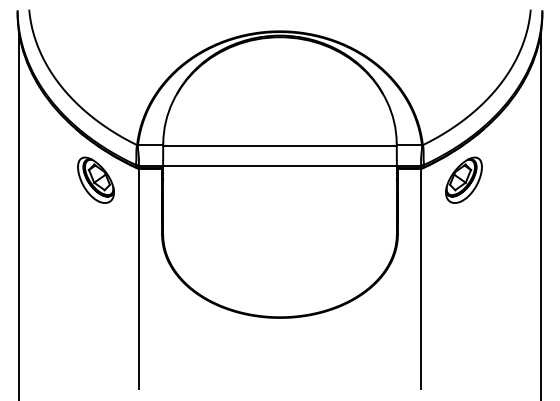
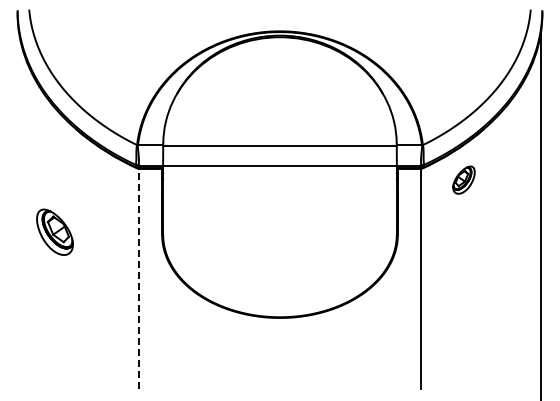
part position: (95, 179) -> (54, 231) (54, 231)
part size: 38x48 px -> 24x30 px (463, 179)
line: present -> none (18, 213)
line: solid -> dashed (139, 279)
